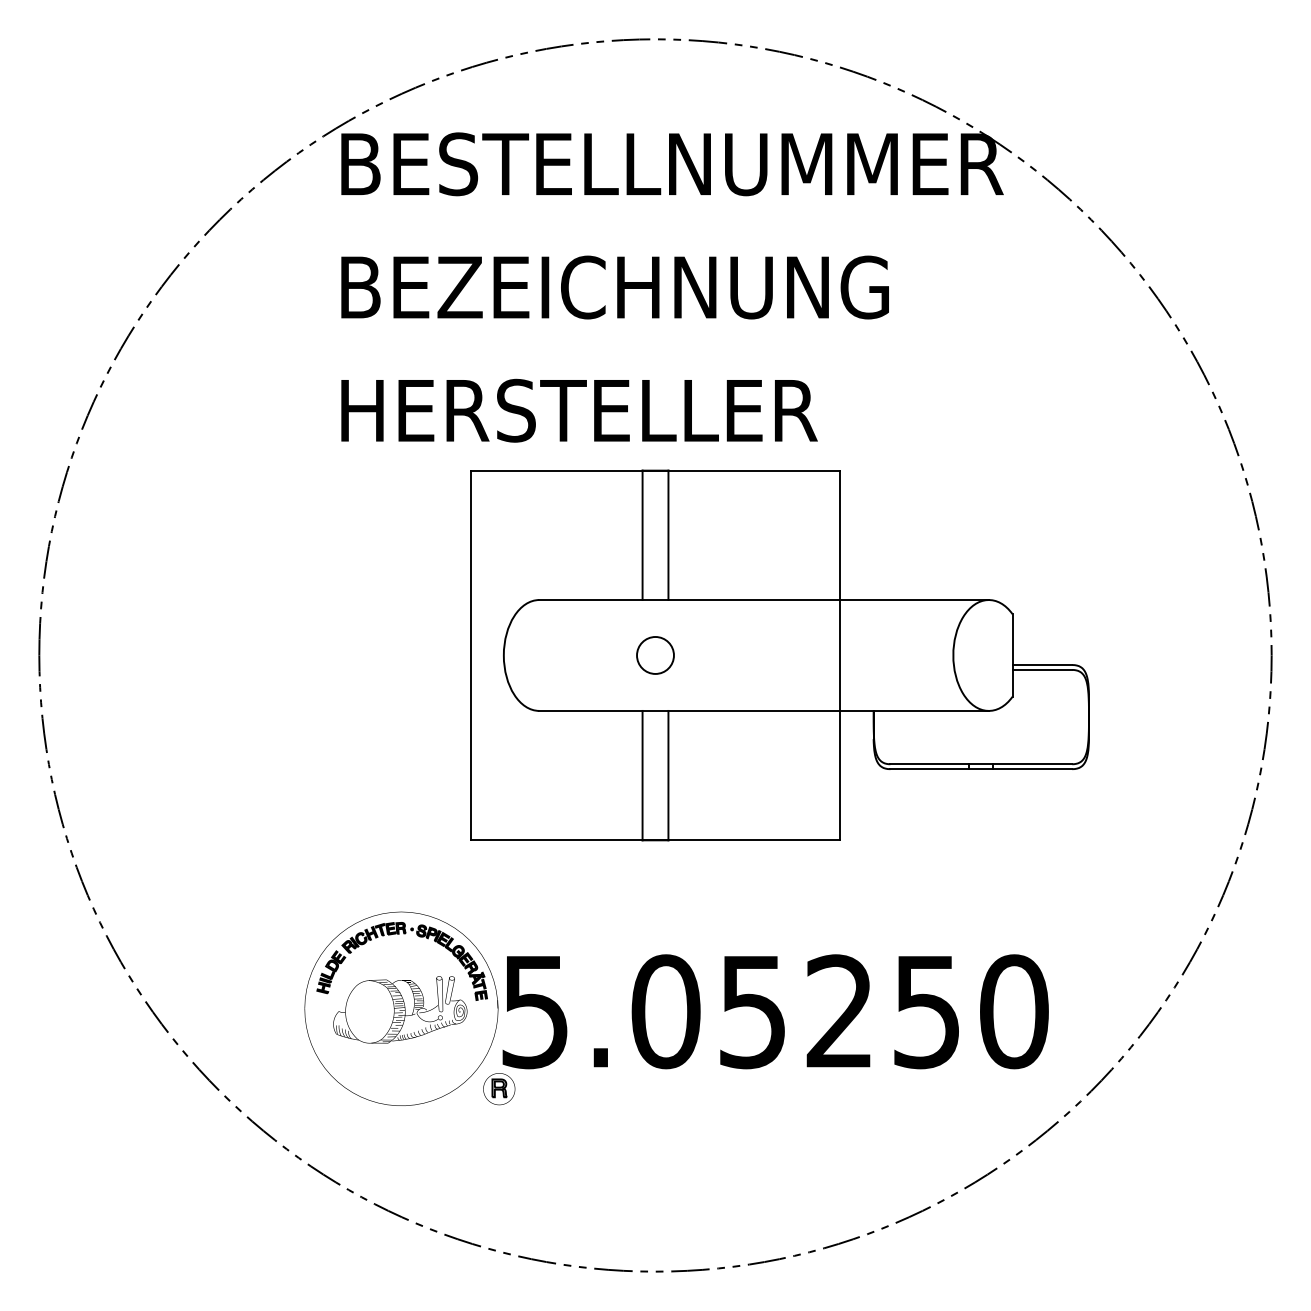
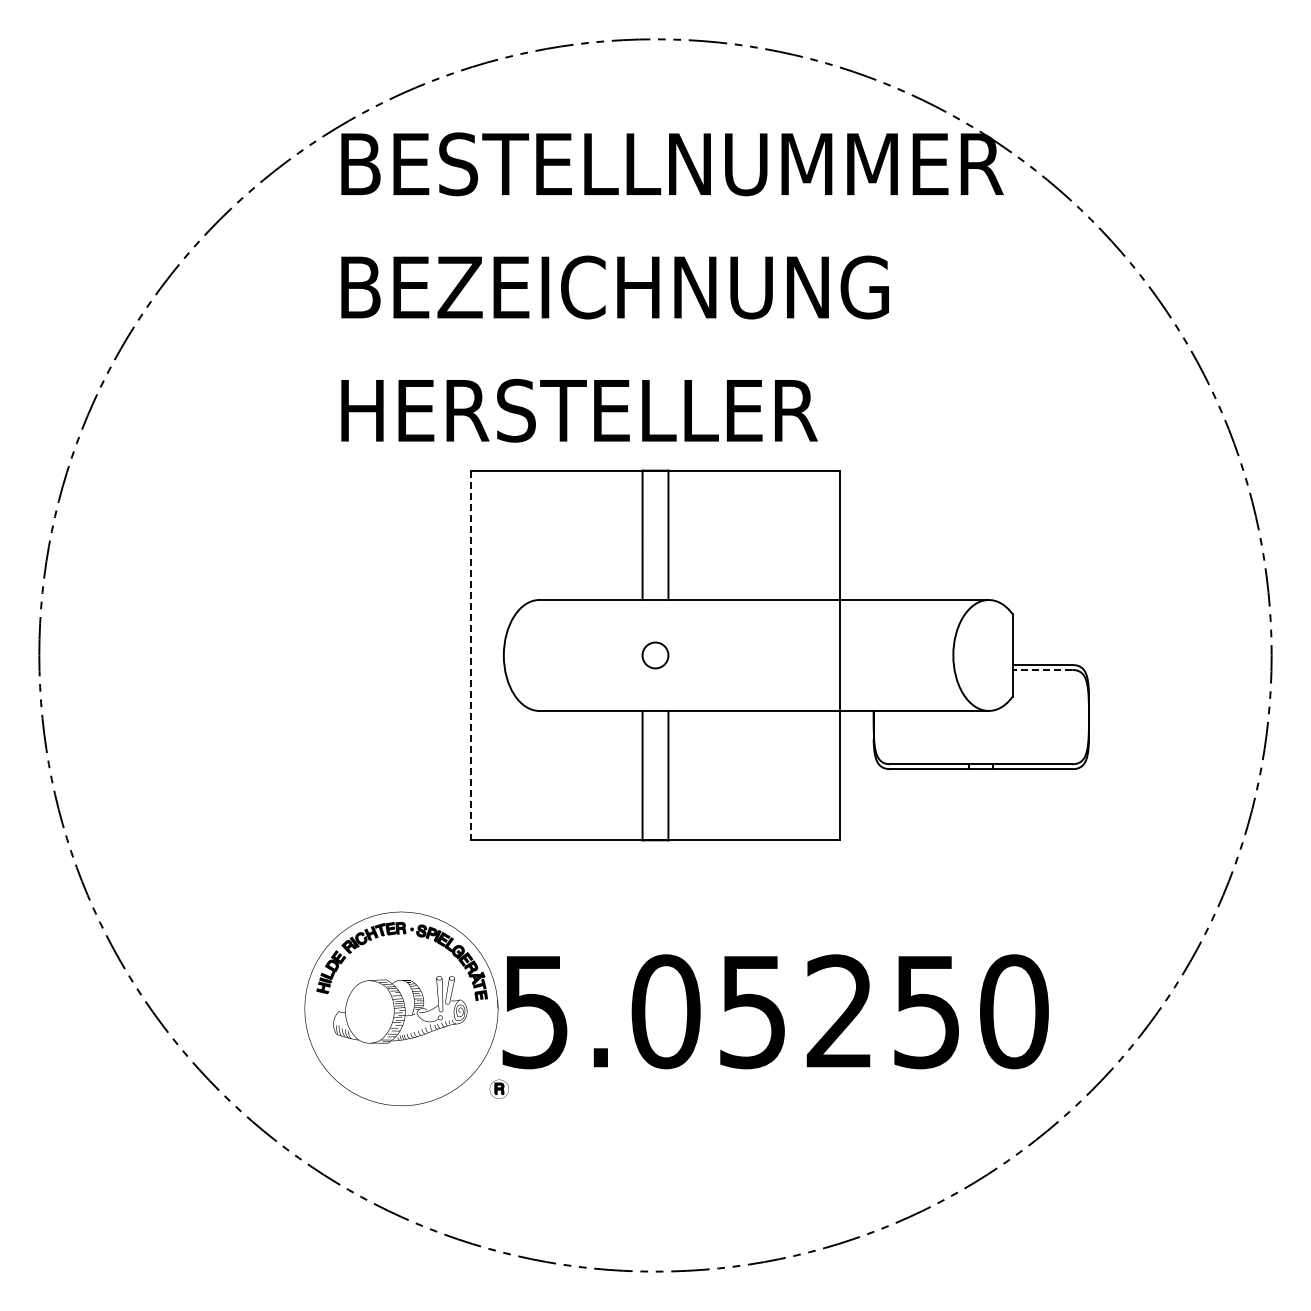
line: solid -> dashed (470, 655)
circle diameter: 37 px -> 26 px (655, 655)
line: solid -> dashed (1042, 669)
part size: 33x33 px -> 20x20 px (498, 1088)
